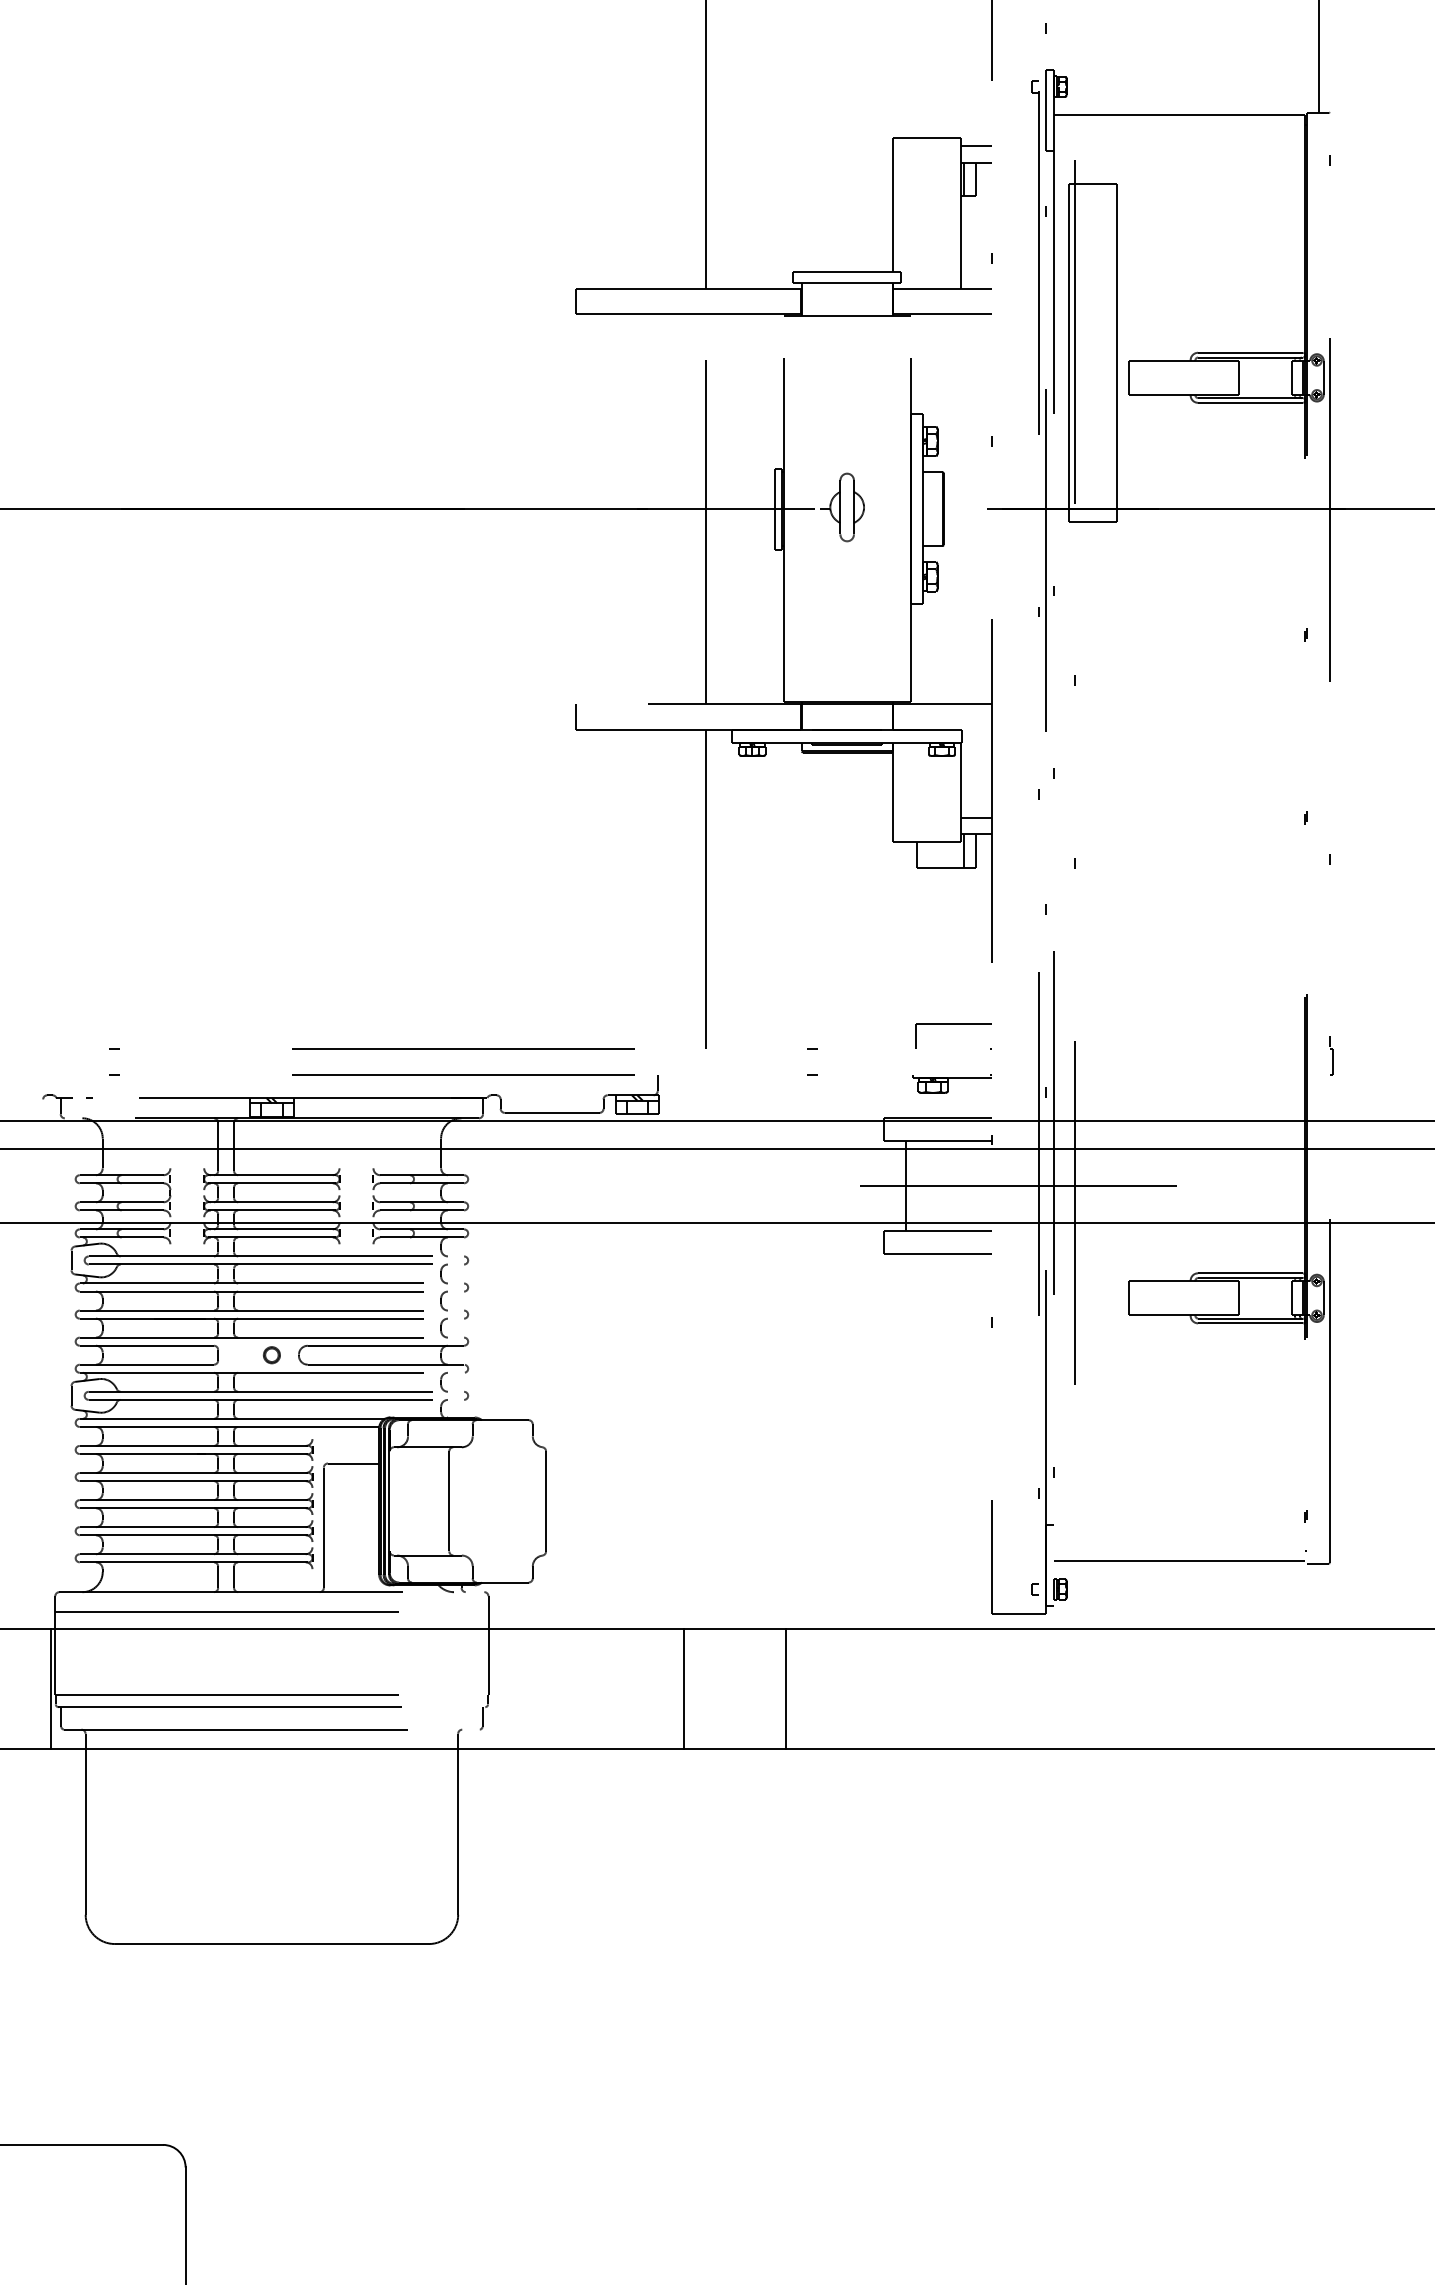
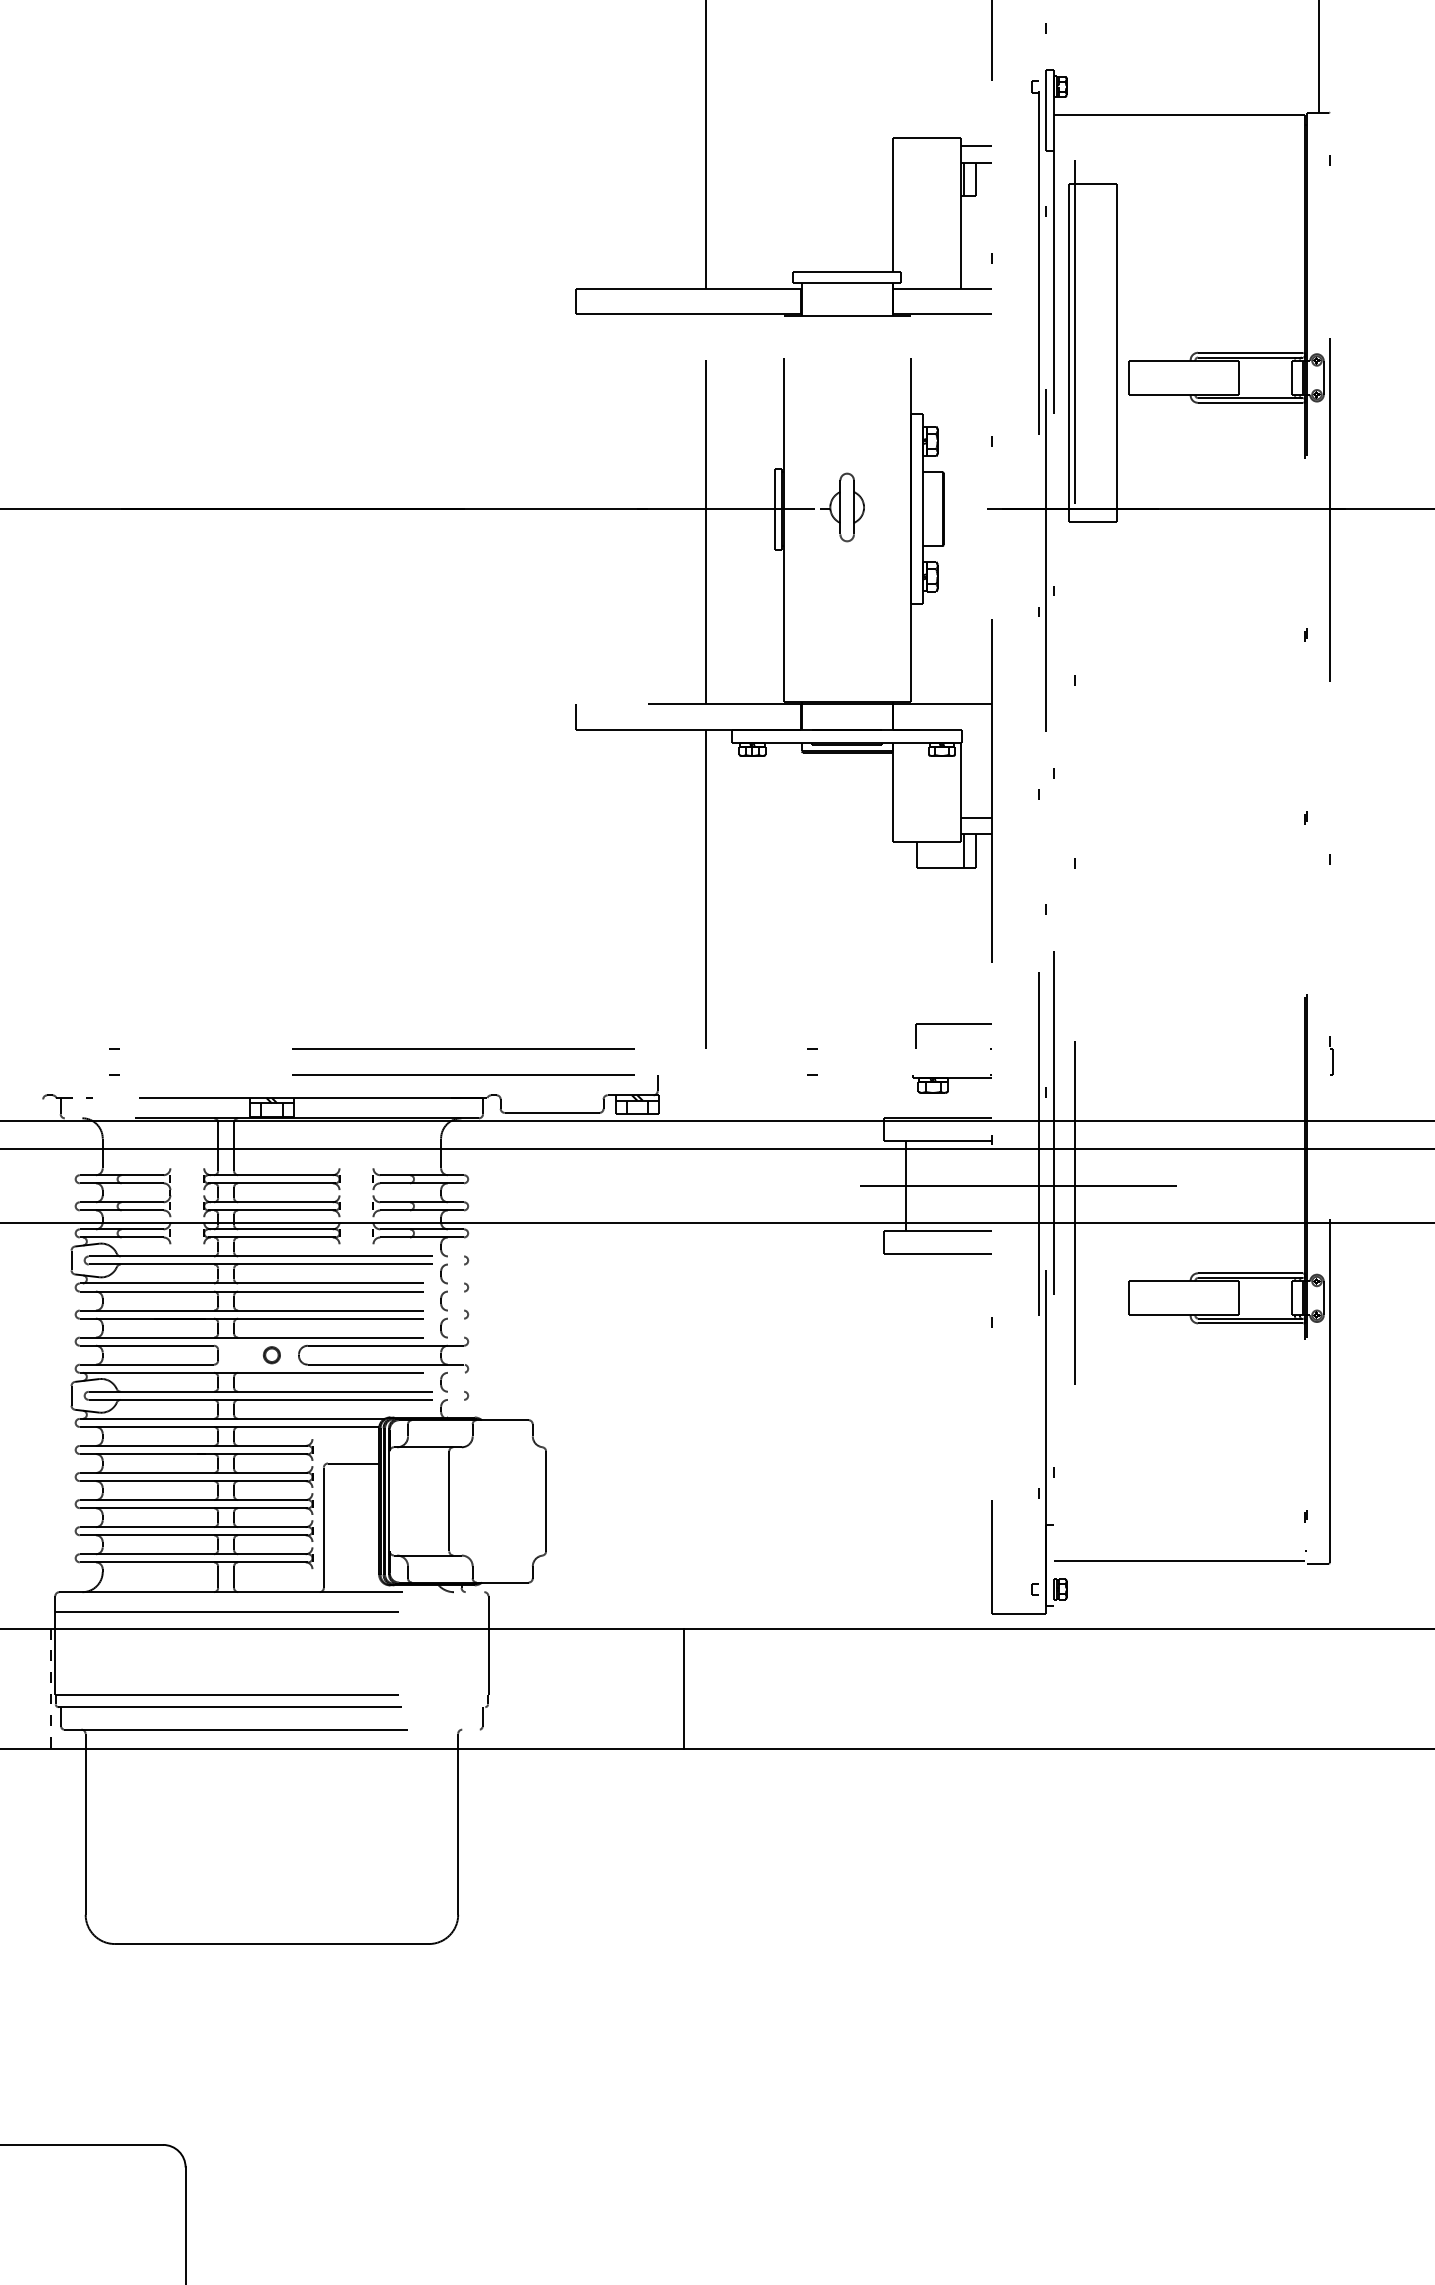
line: present -> none (785, 1688)
line: solid -> dashed (50, 1689)
